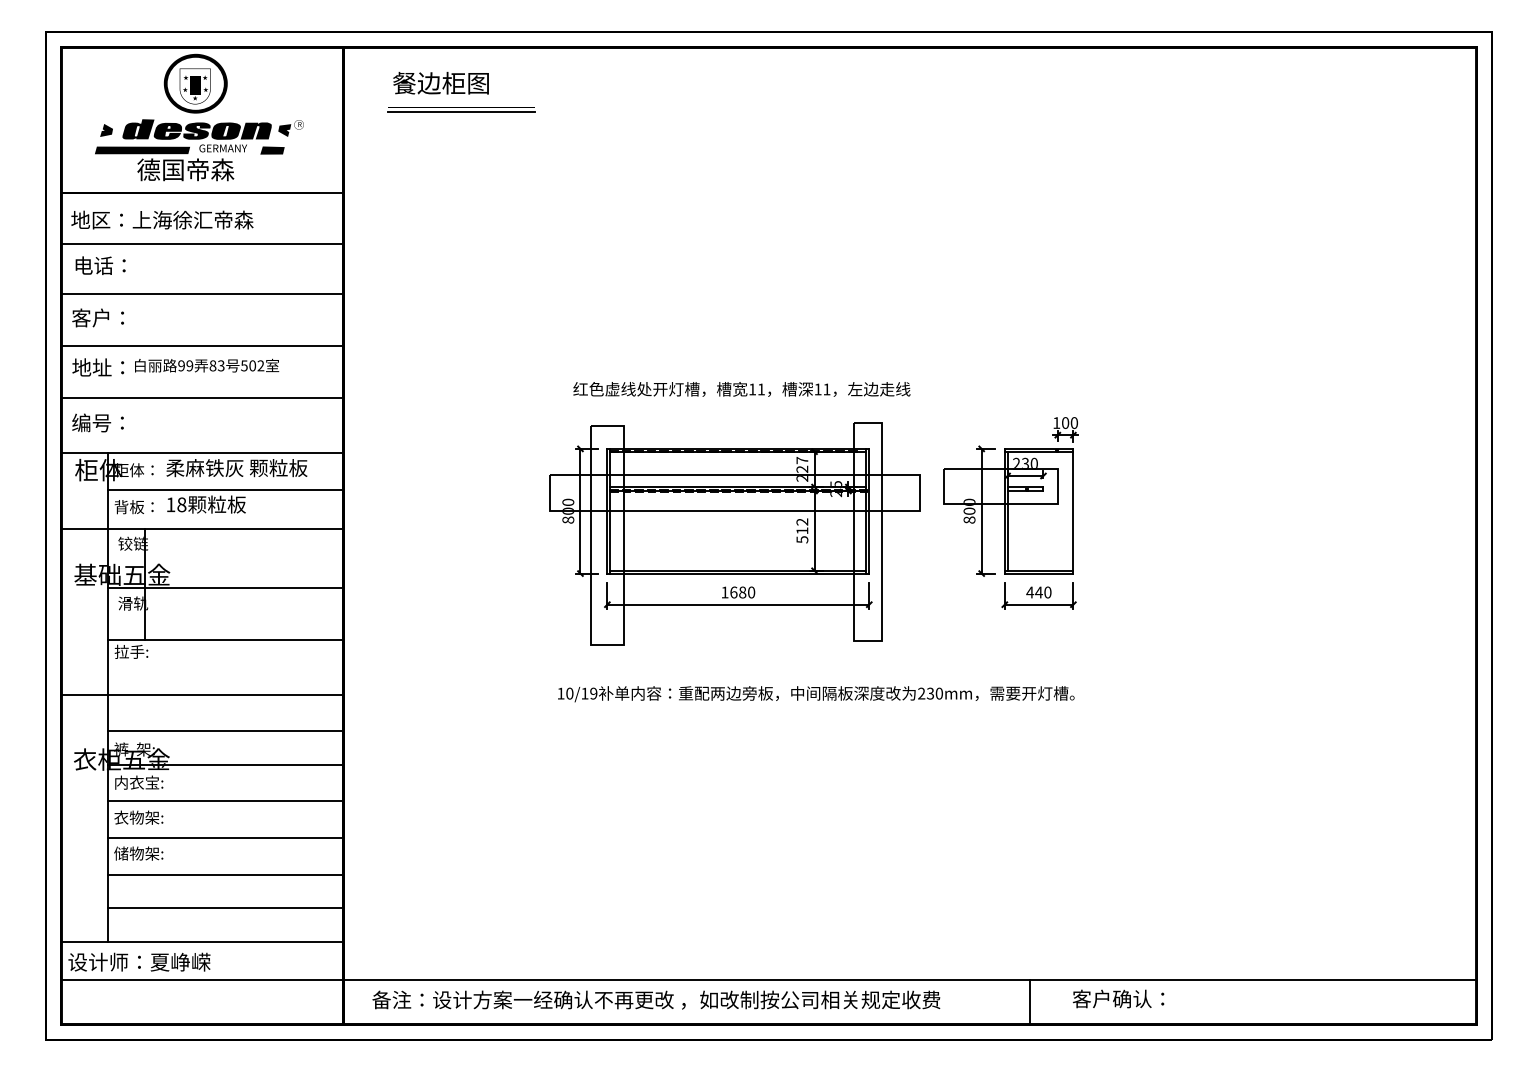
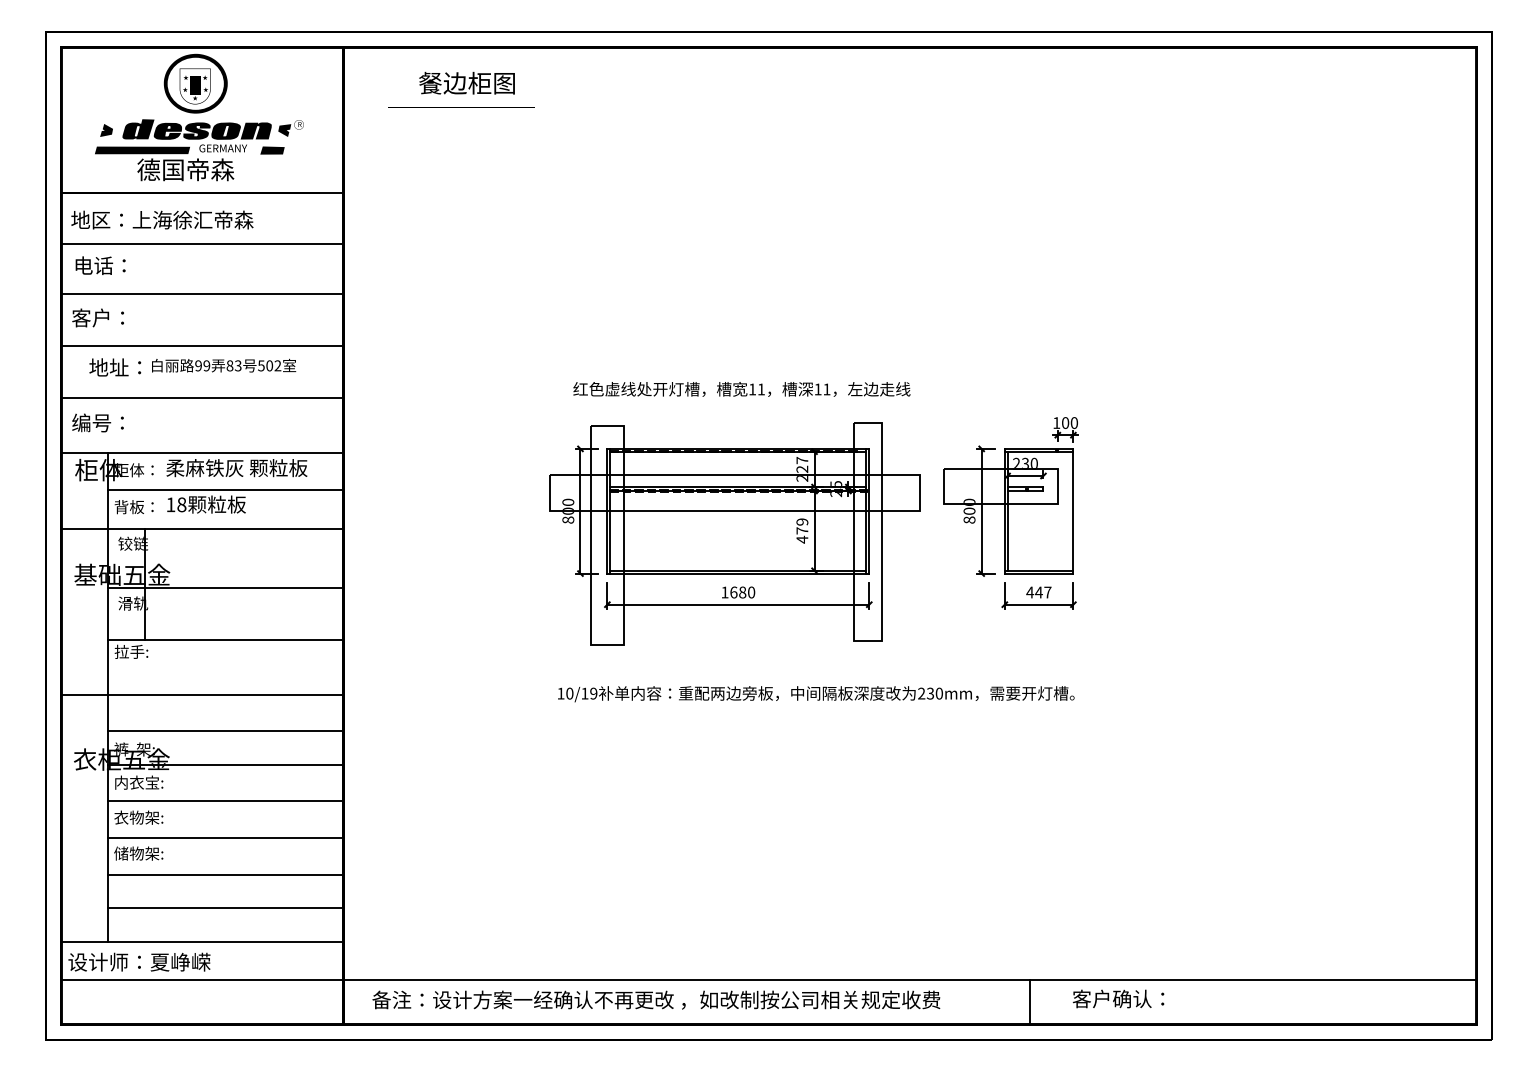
text position: (440, 83) -> (466, 83) (466, 83)
line: present -> none (460, 112)
text position: (175, 367) -> (192, 367) (192, 367)
text: 512 -> 479 (802, 530)
text: 440 -> 447 (1047, 592)
